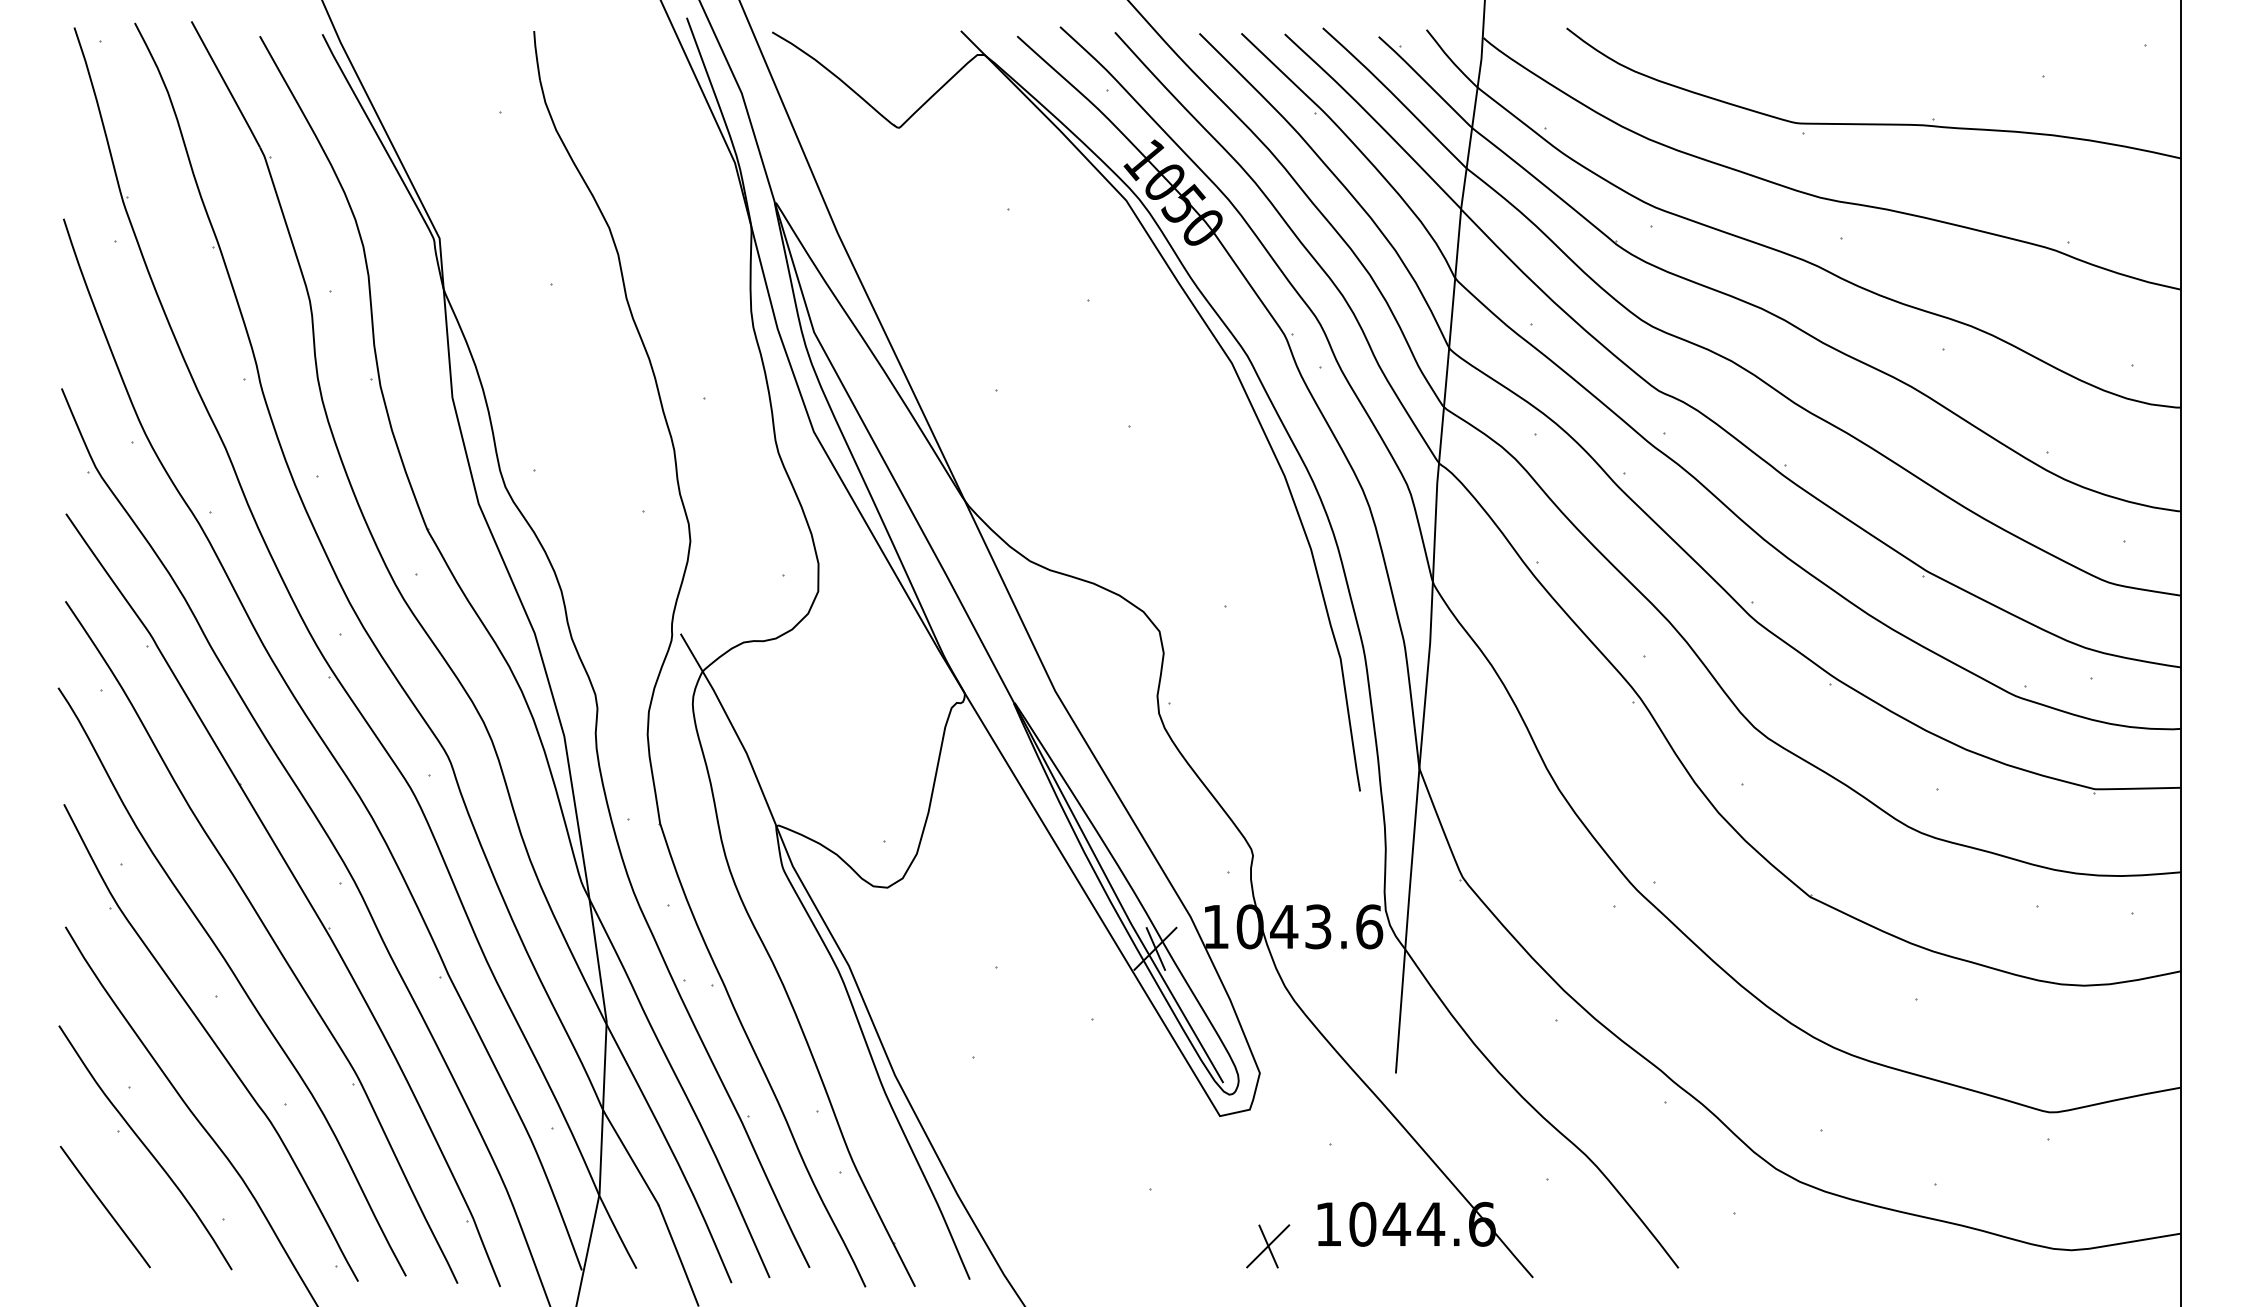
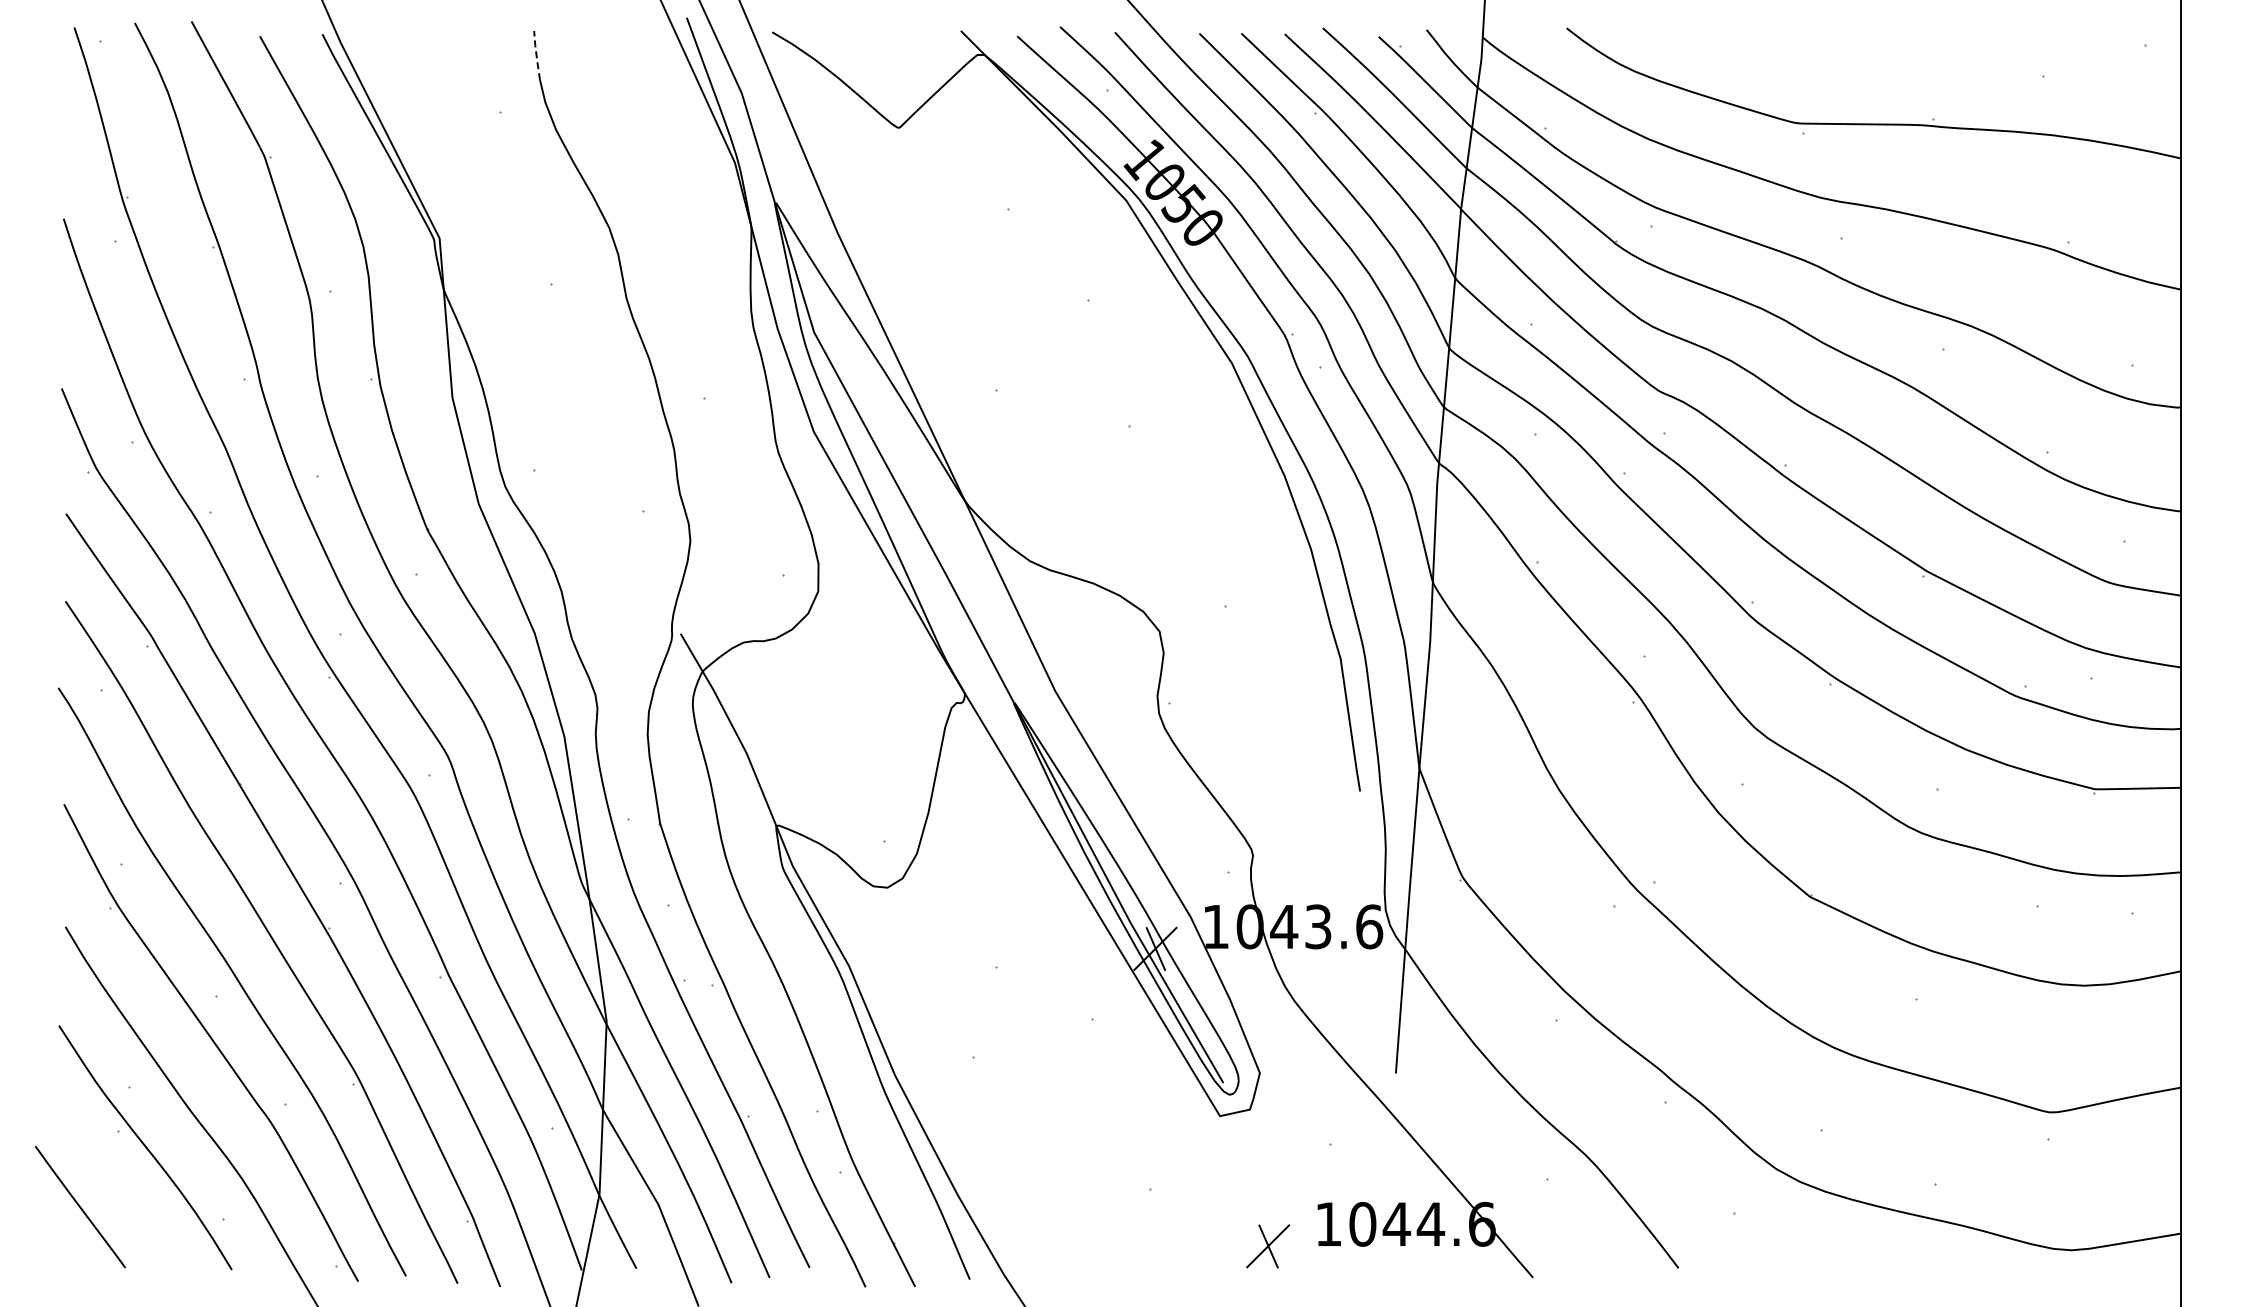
line: solid -> dashed (536, 55)
line position: (104, 1207) -> (79, 1207) (79, 1207)
